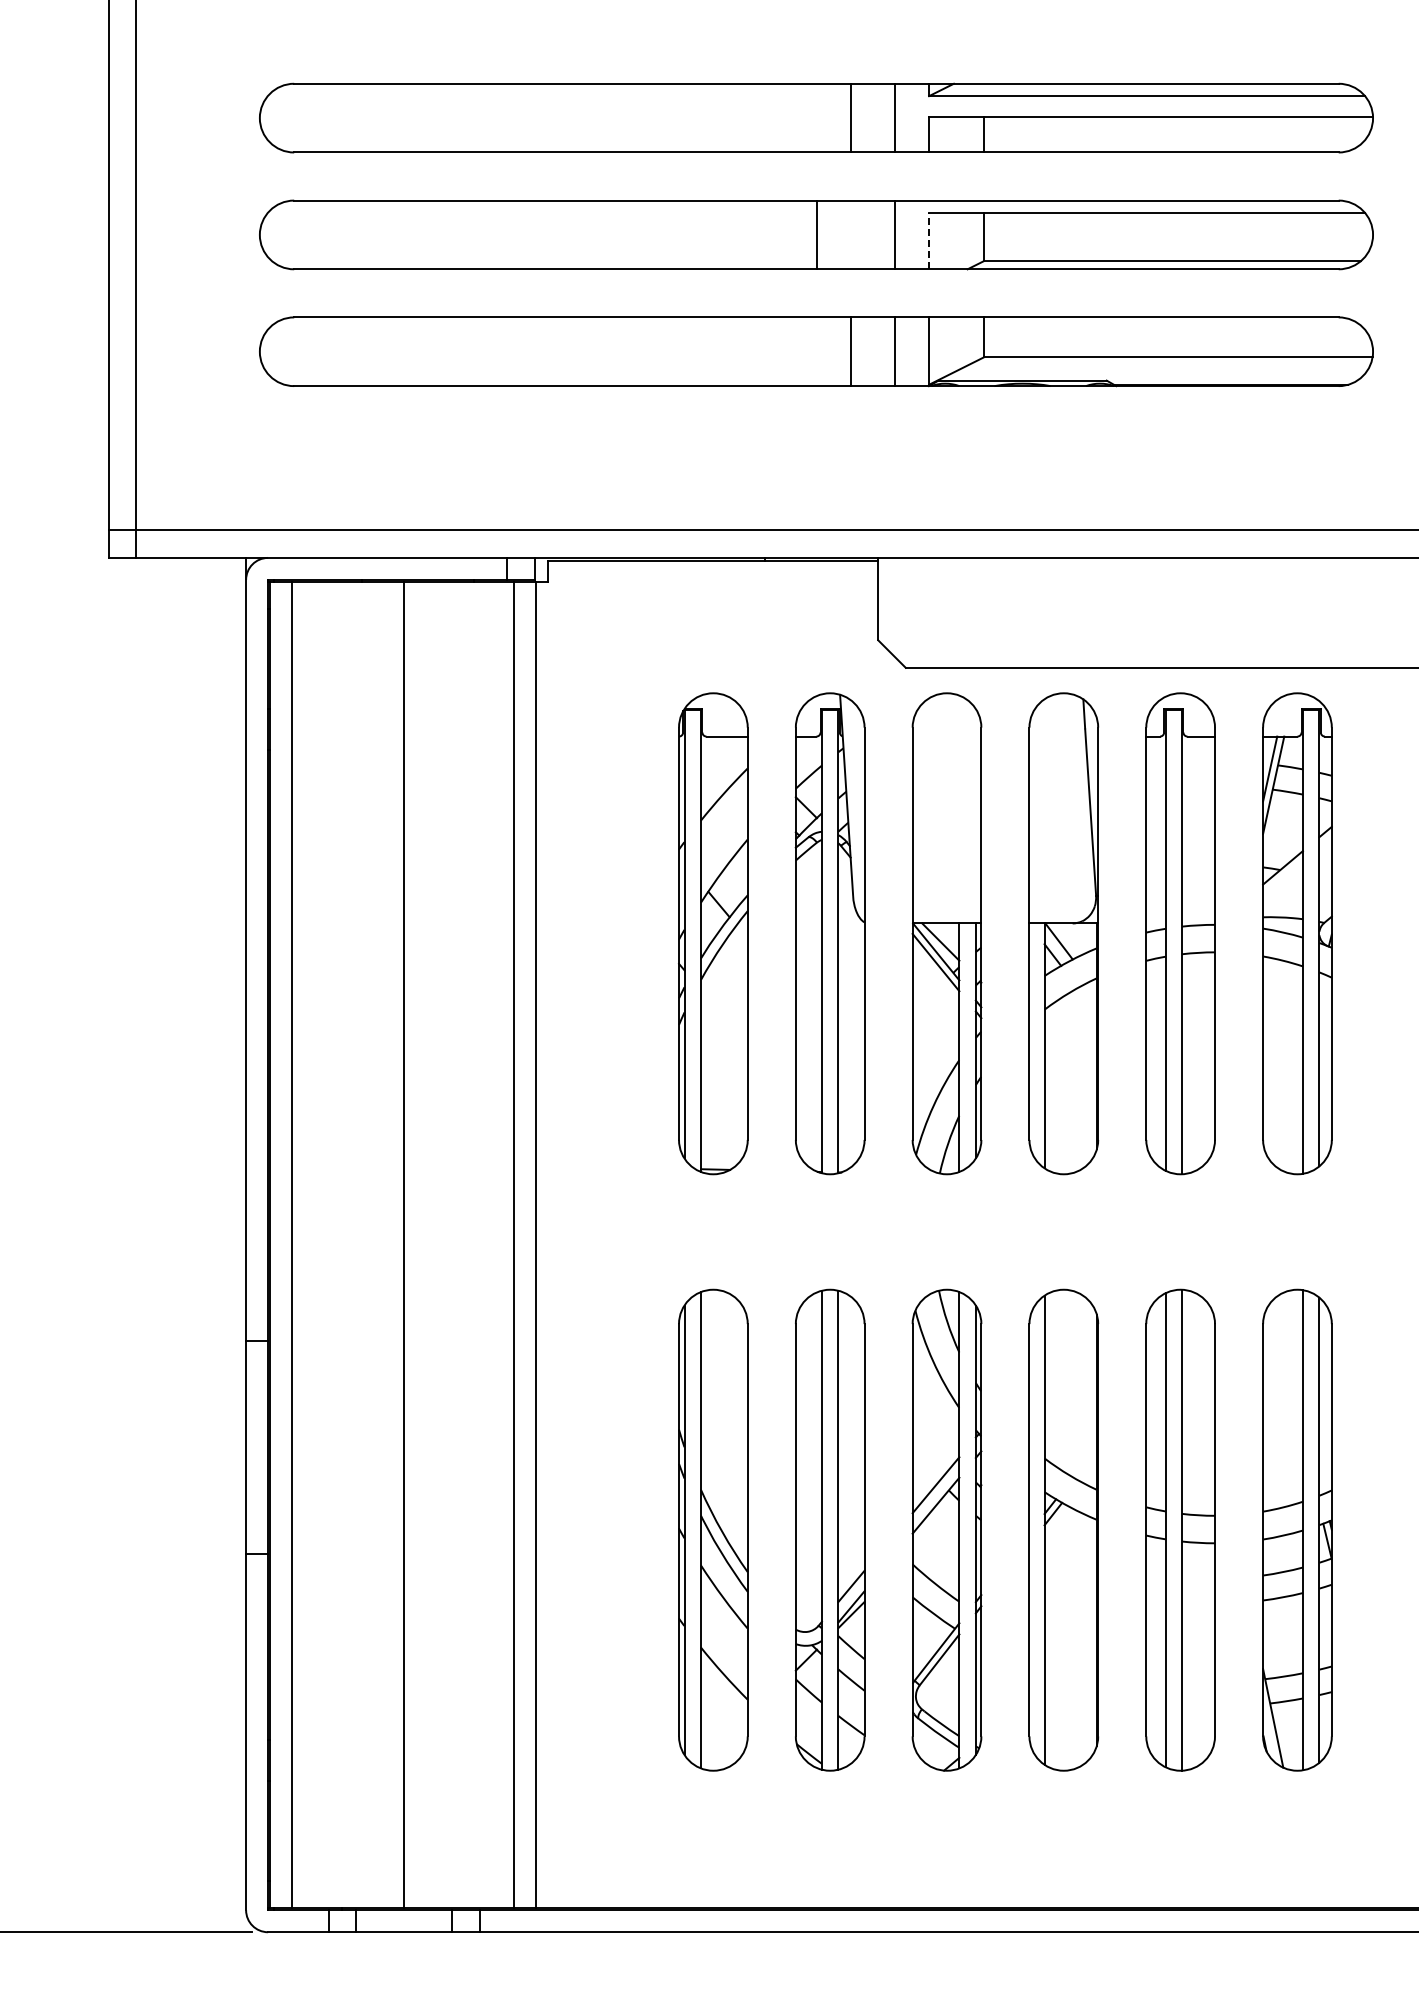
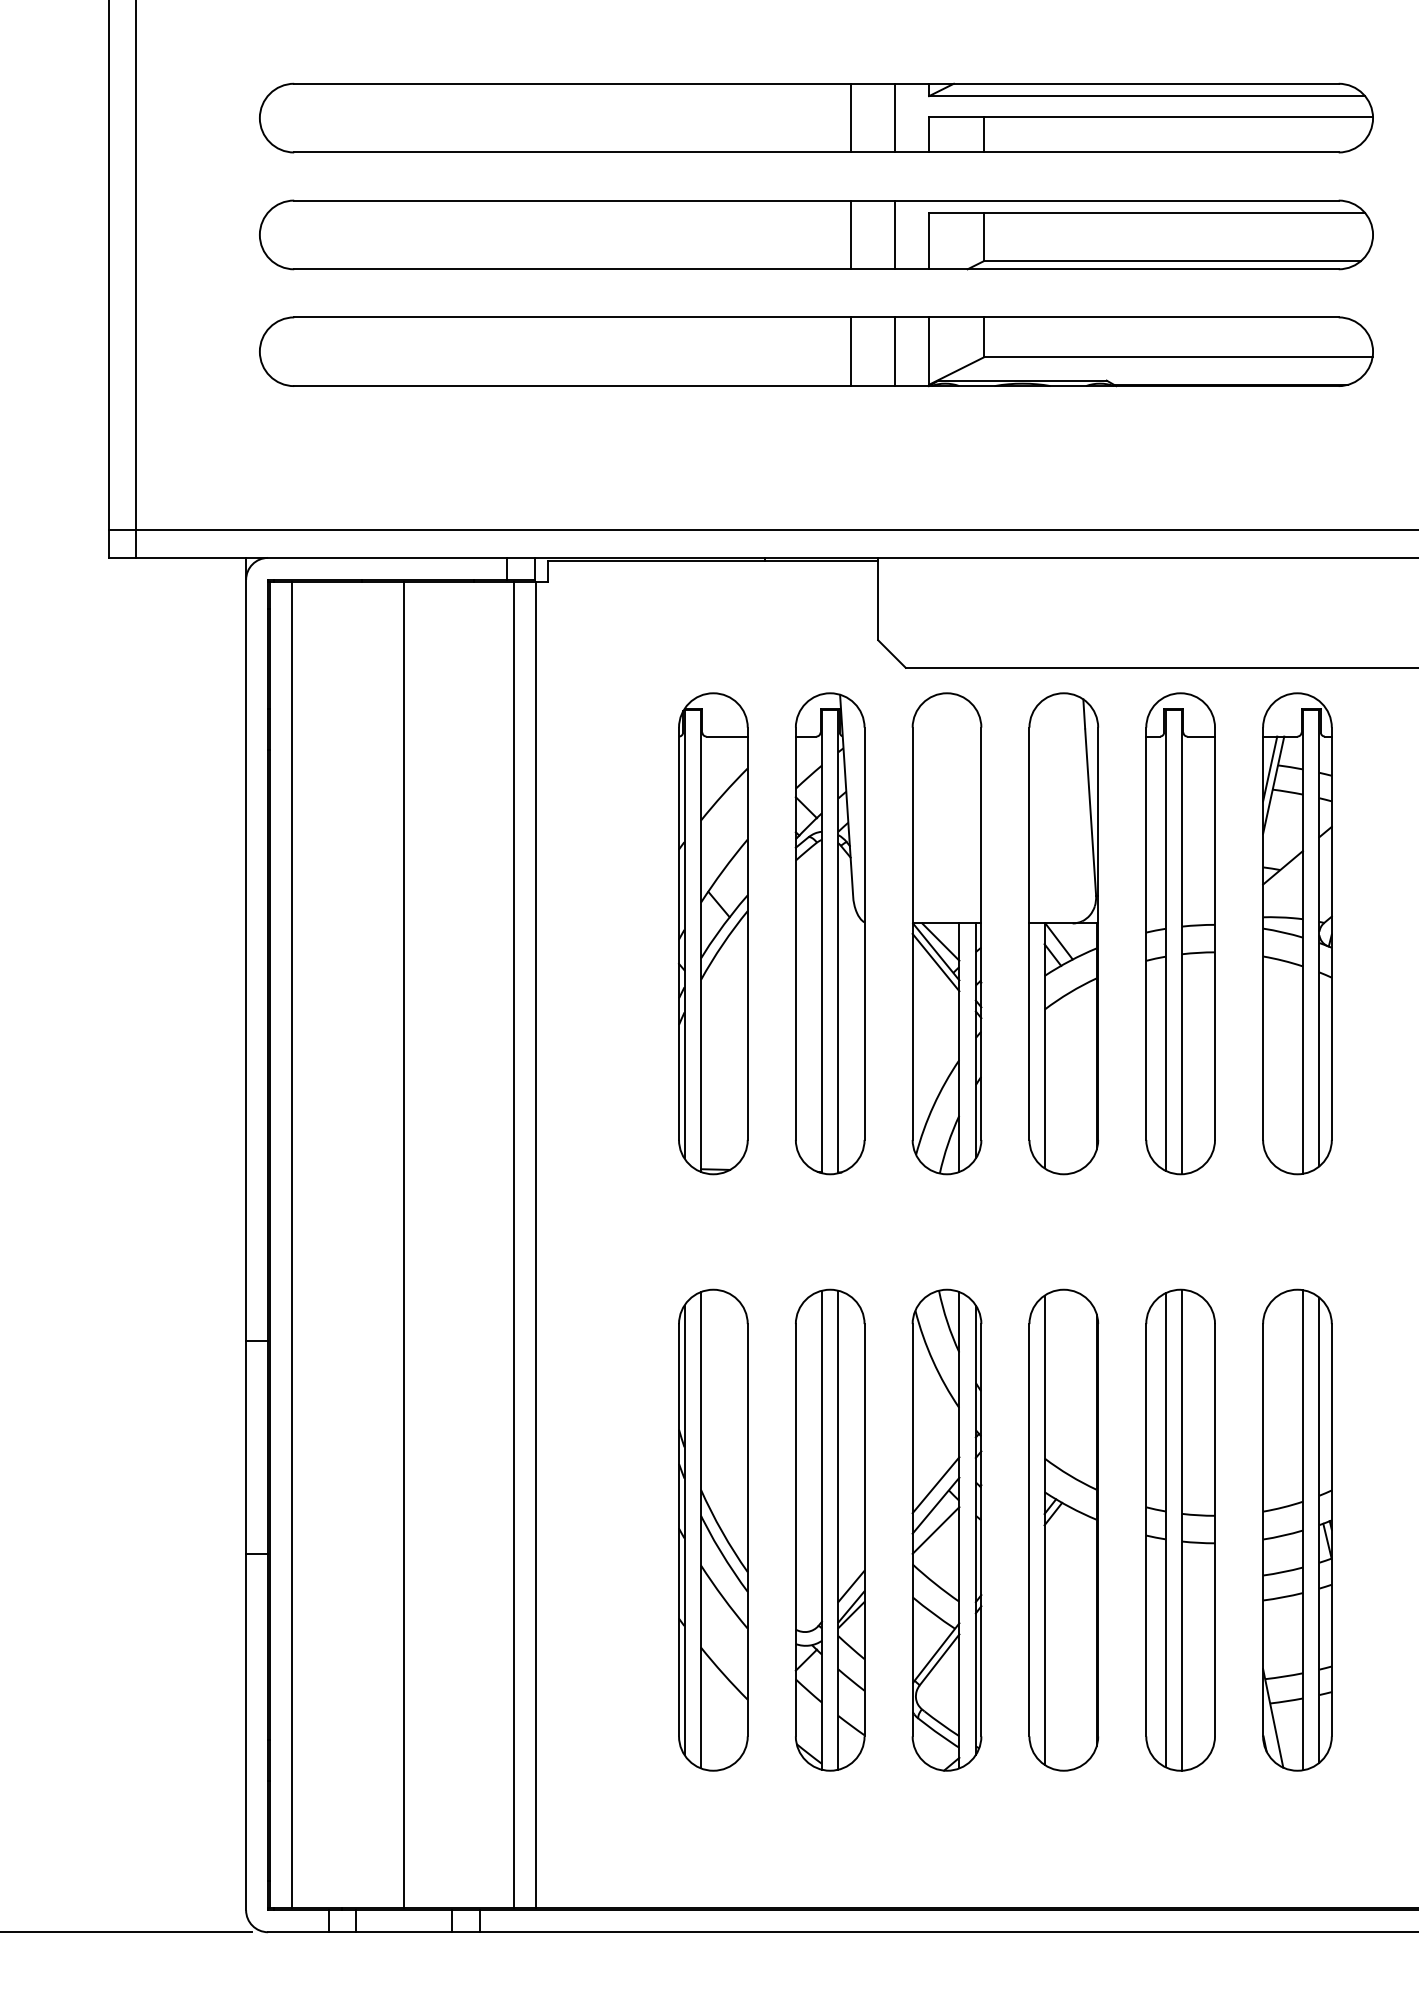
line position: (816, 234) -> (850, 234) (850, 234)
line: dashed -> solid (929, 240)
line: none -> present (935, 1530)
